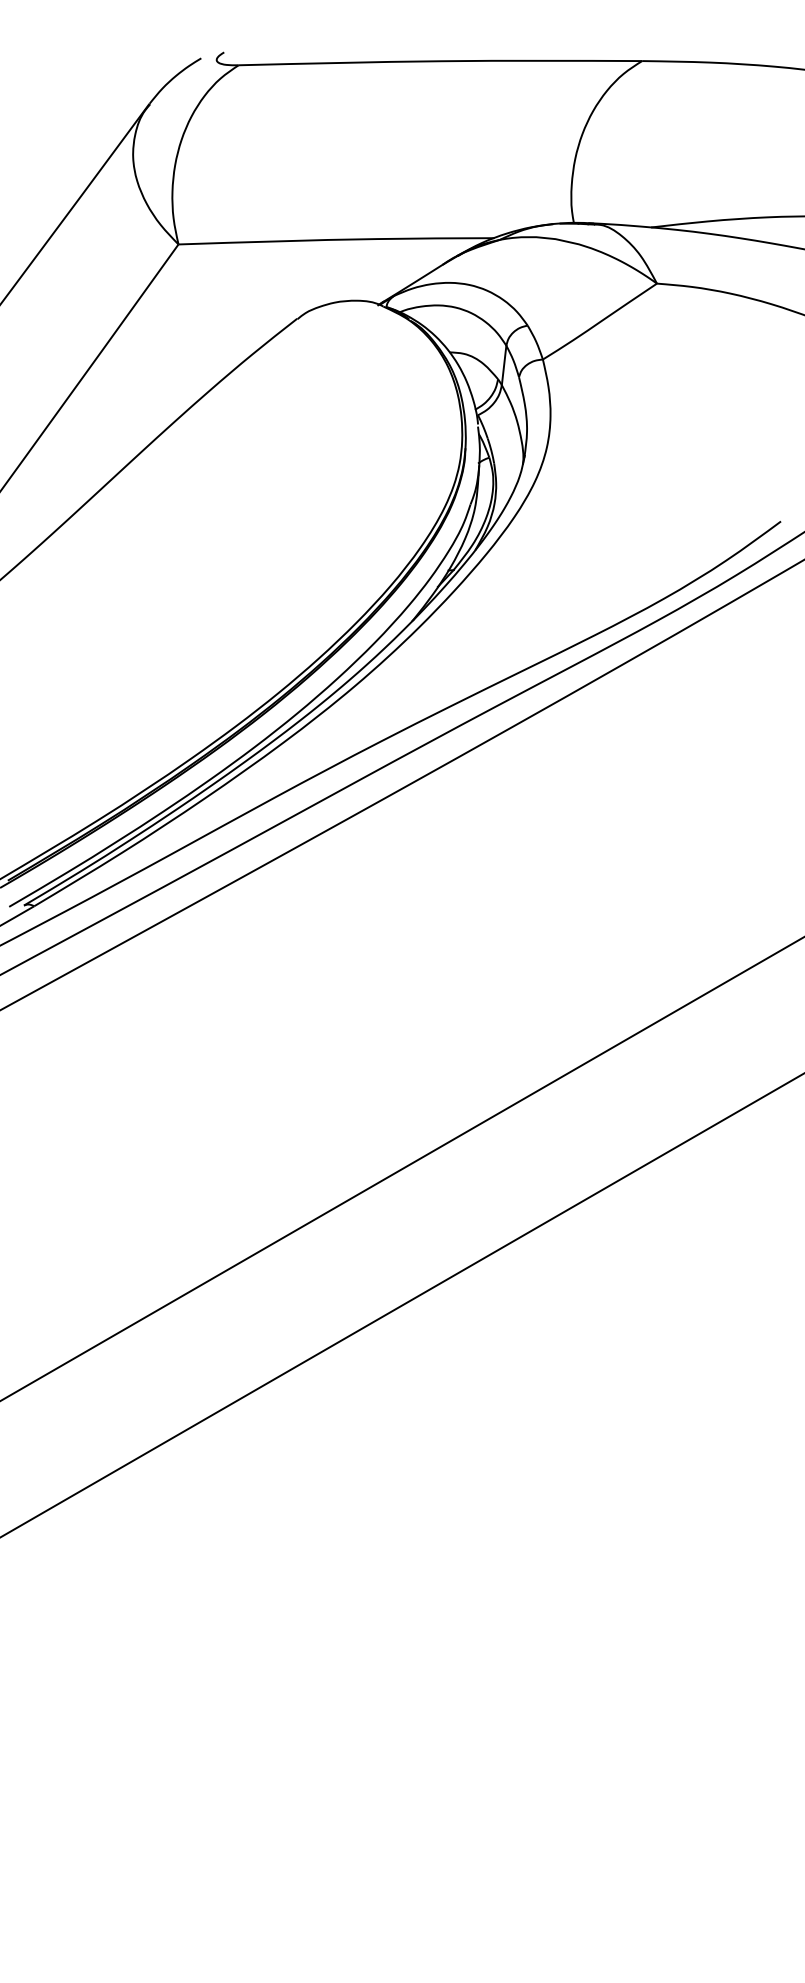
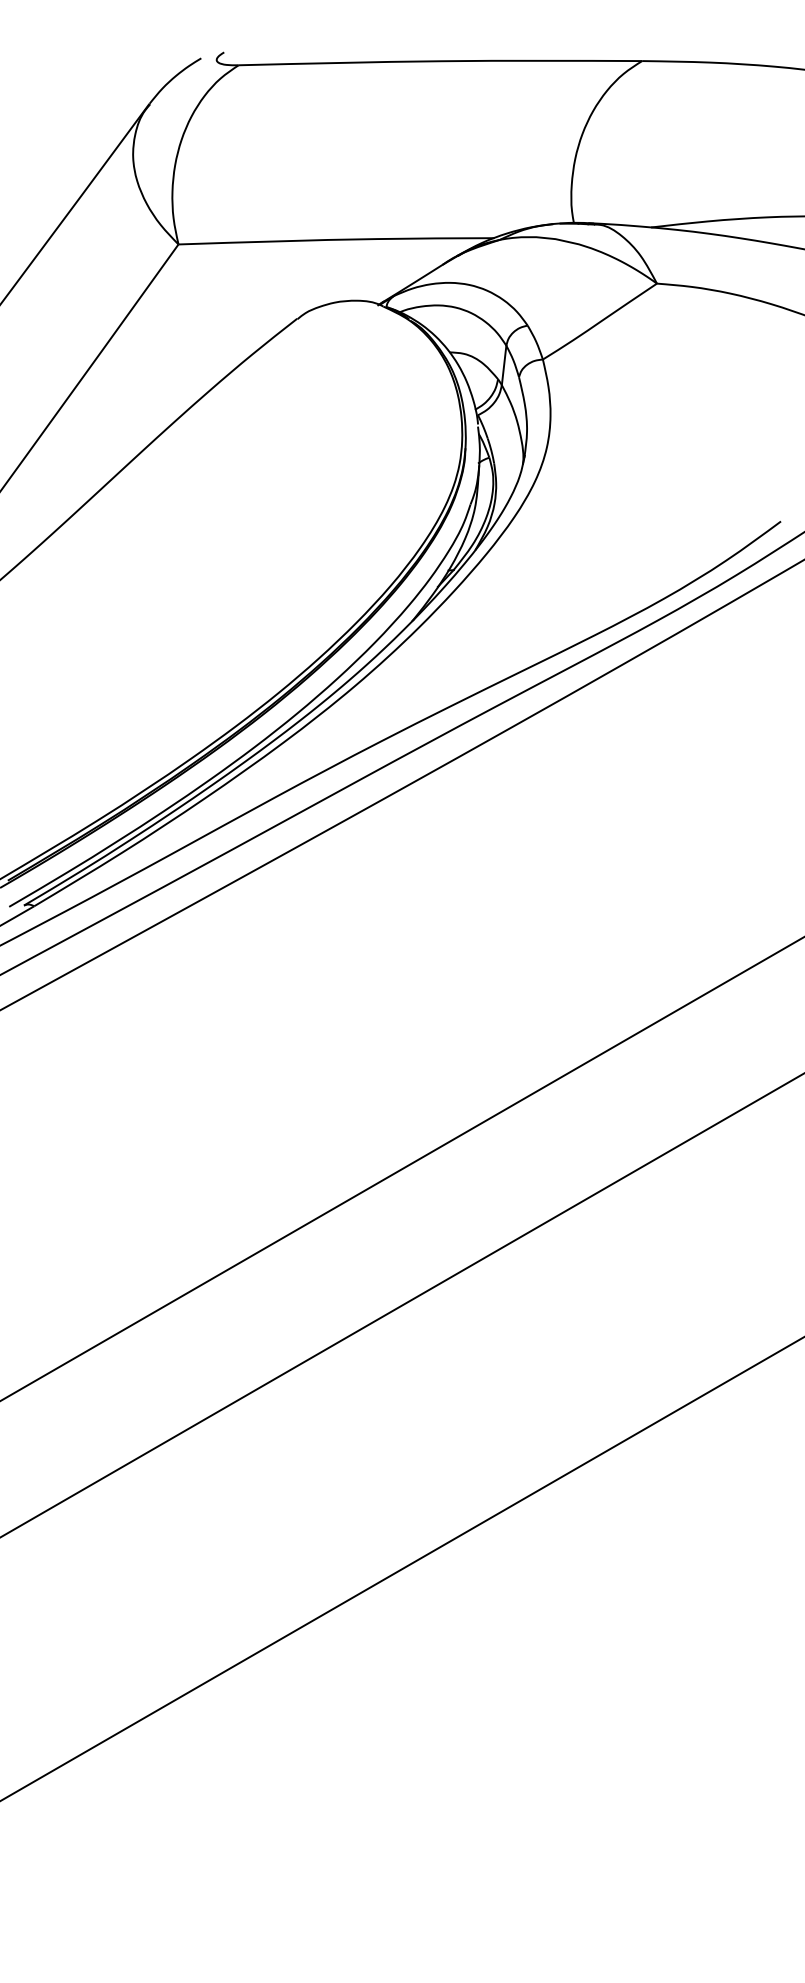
line: none -> present (401, 1569)
